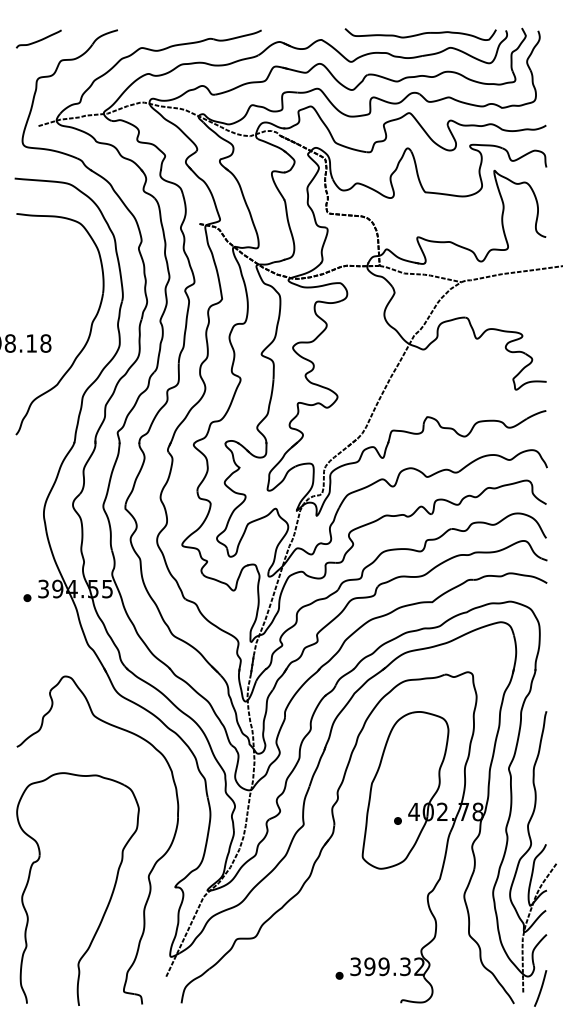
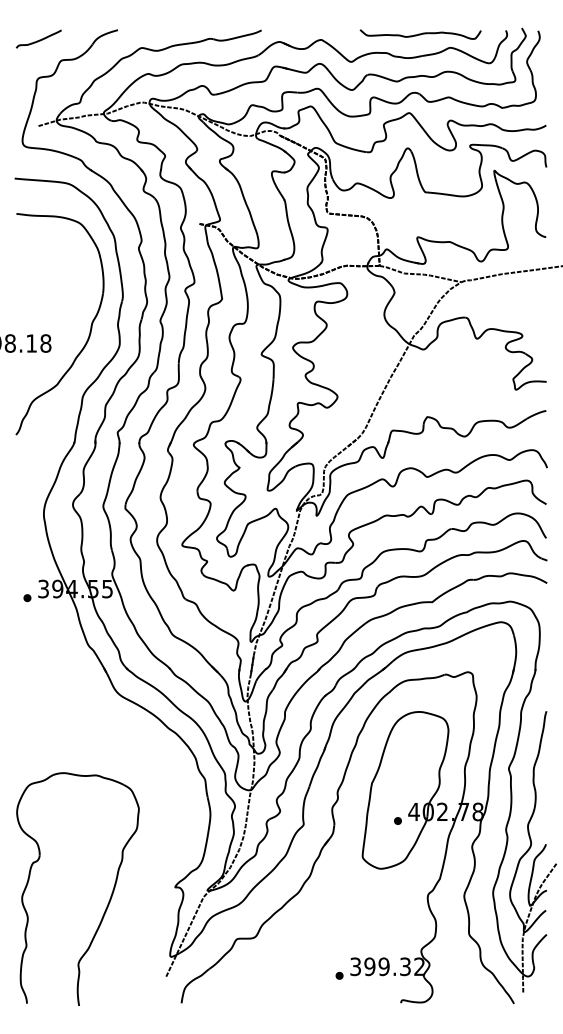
part size: 153x13 px -> 123x11 px (420, 34)
part: present -> none (151, 868)
line: present -> none (540, 988)
